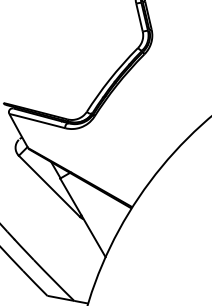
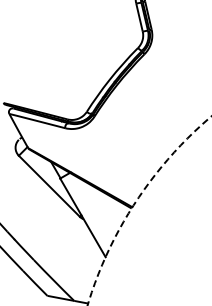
circle: solid -> dashed (149, 210)
